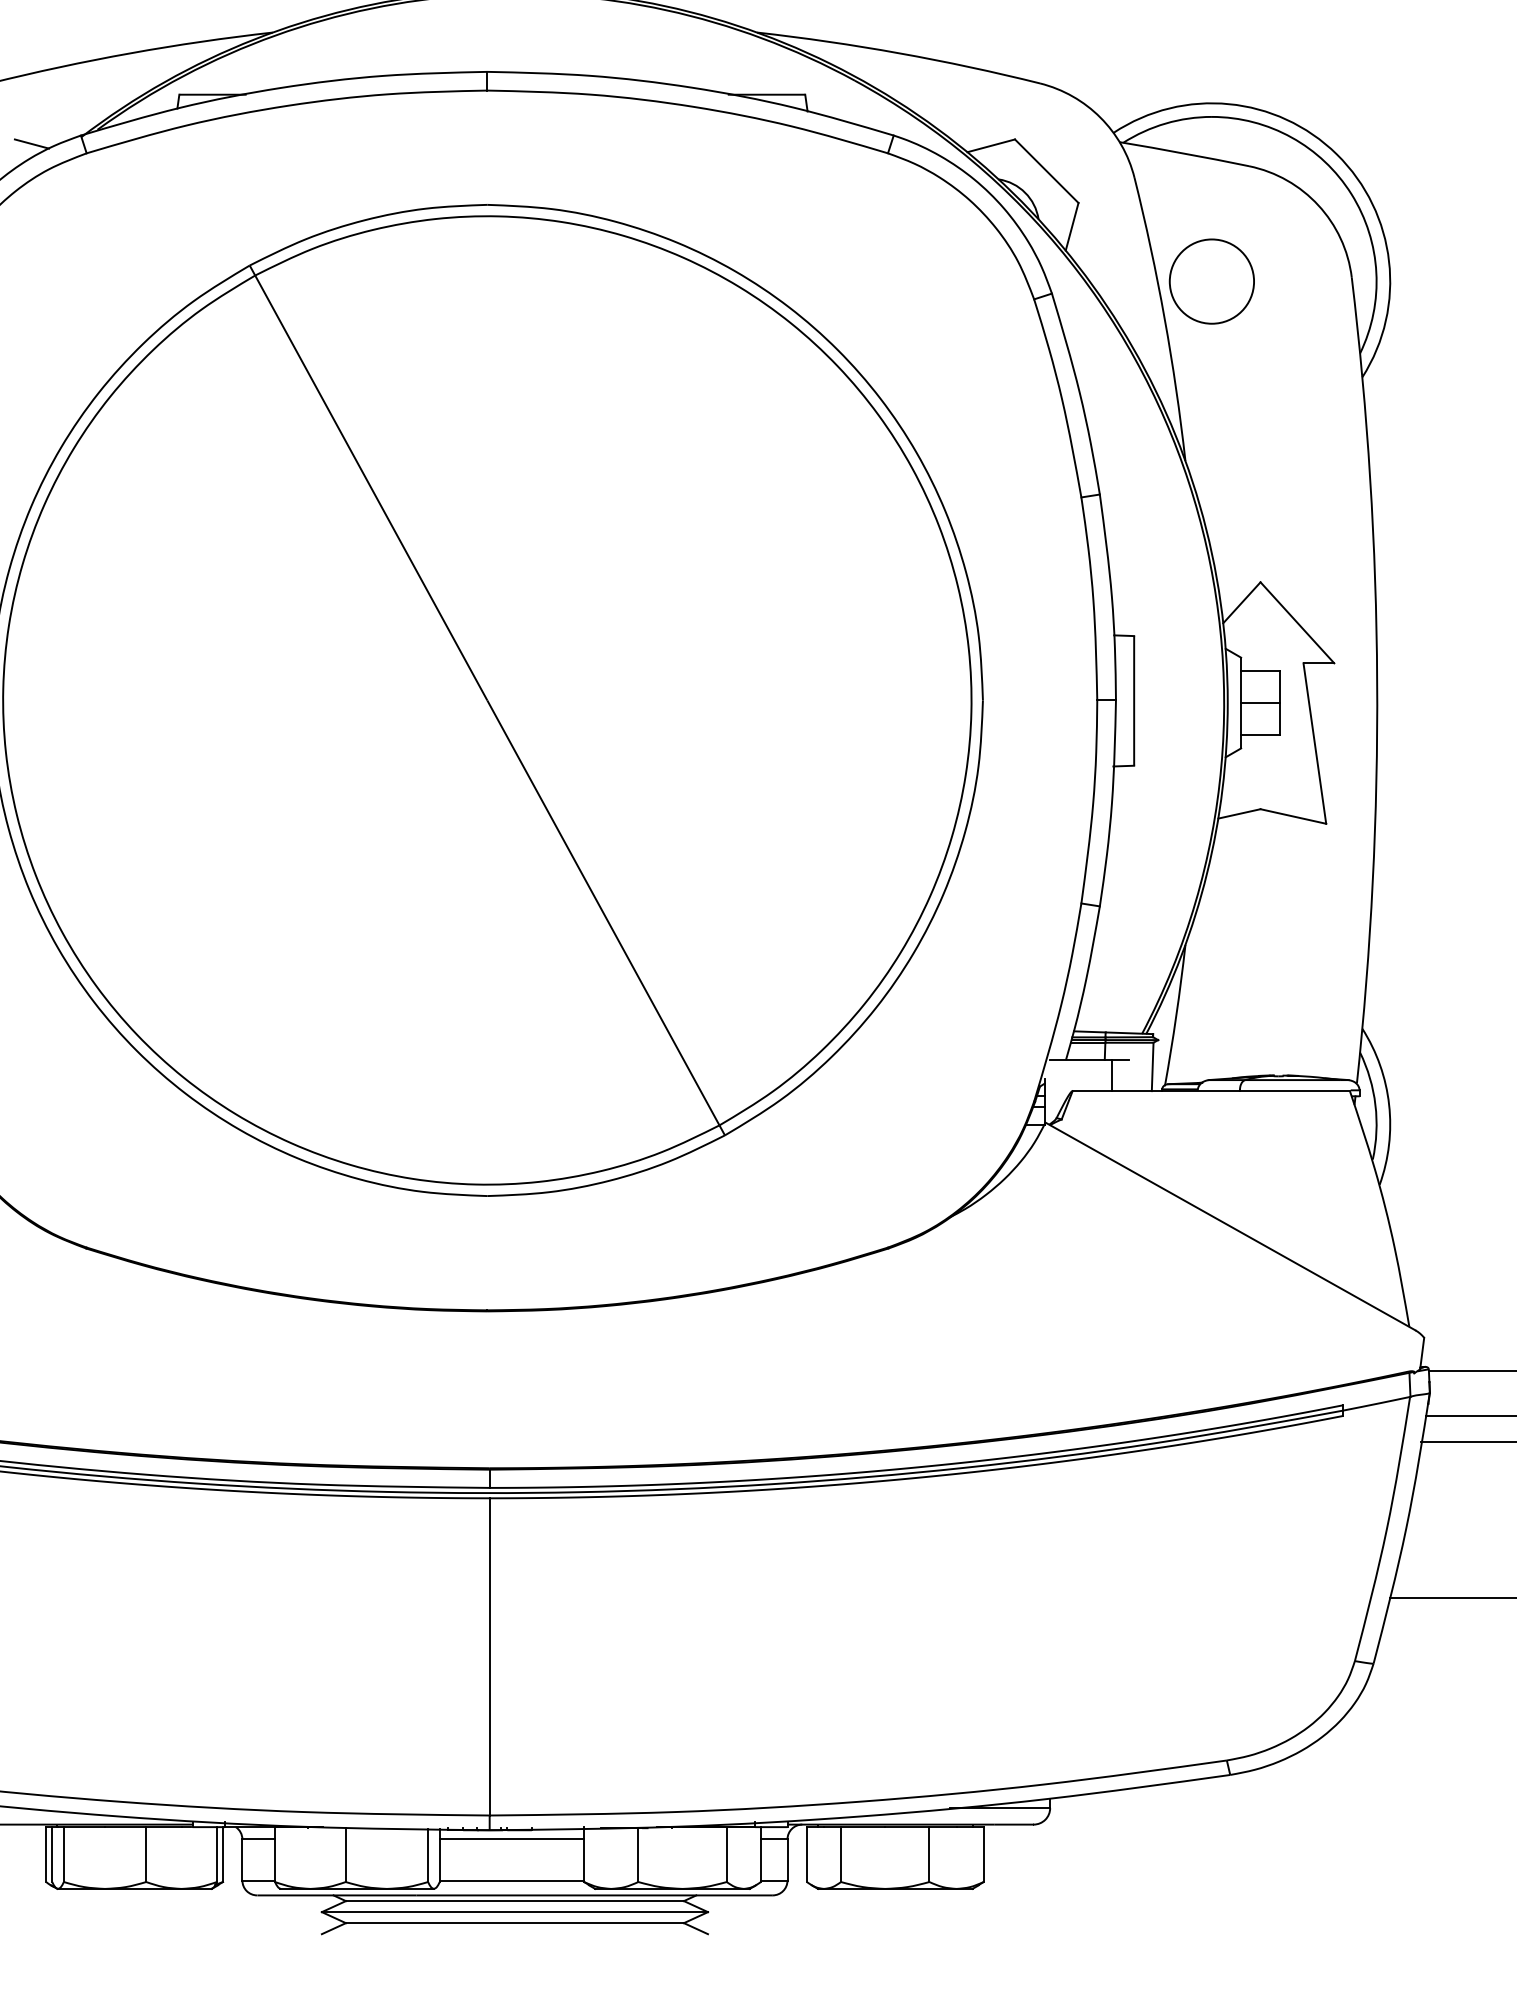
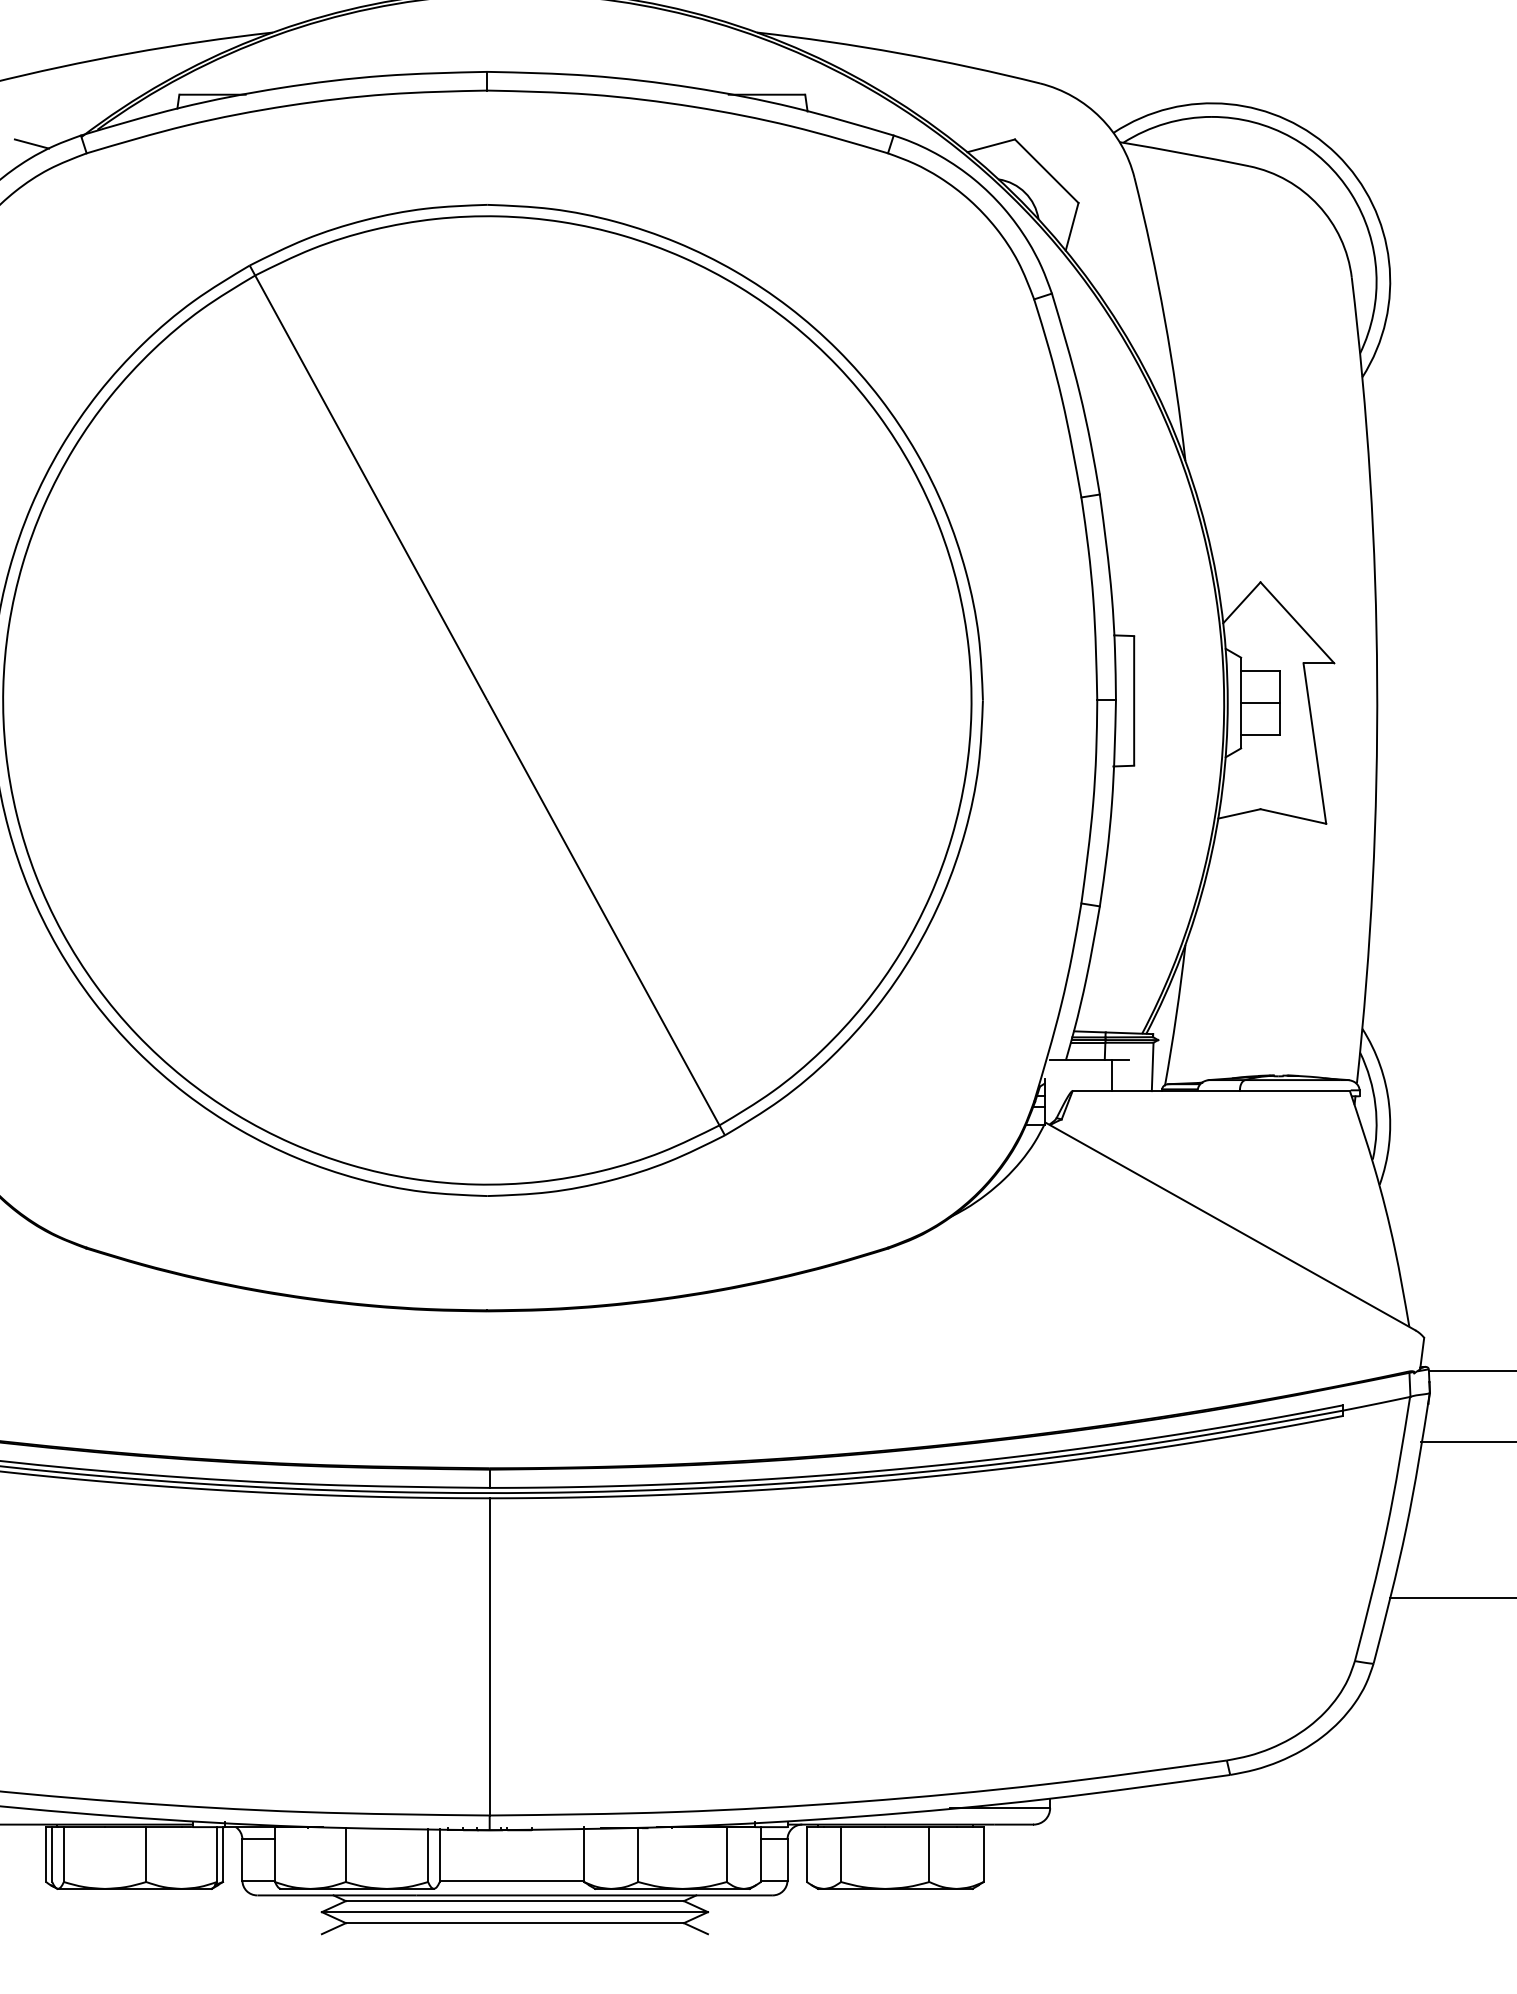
circle: present -> none (1211, 281)
line: present -> none (1469, 1416)
line: present -> none (511, 1839)
